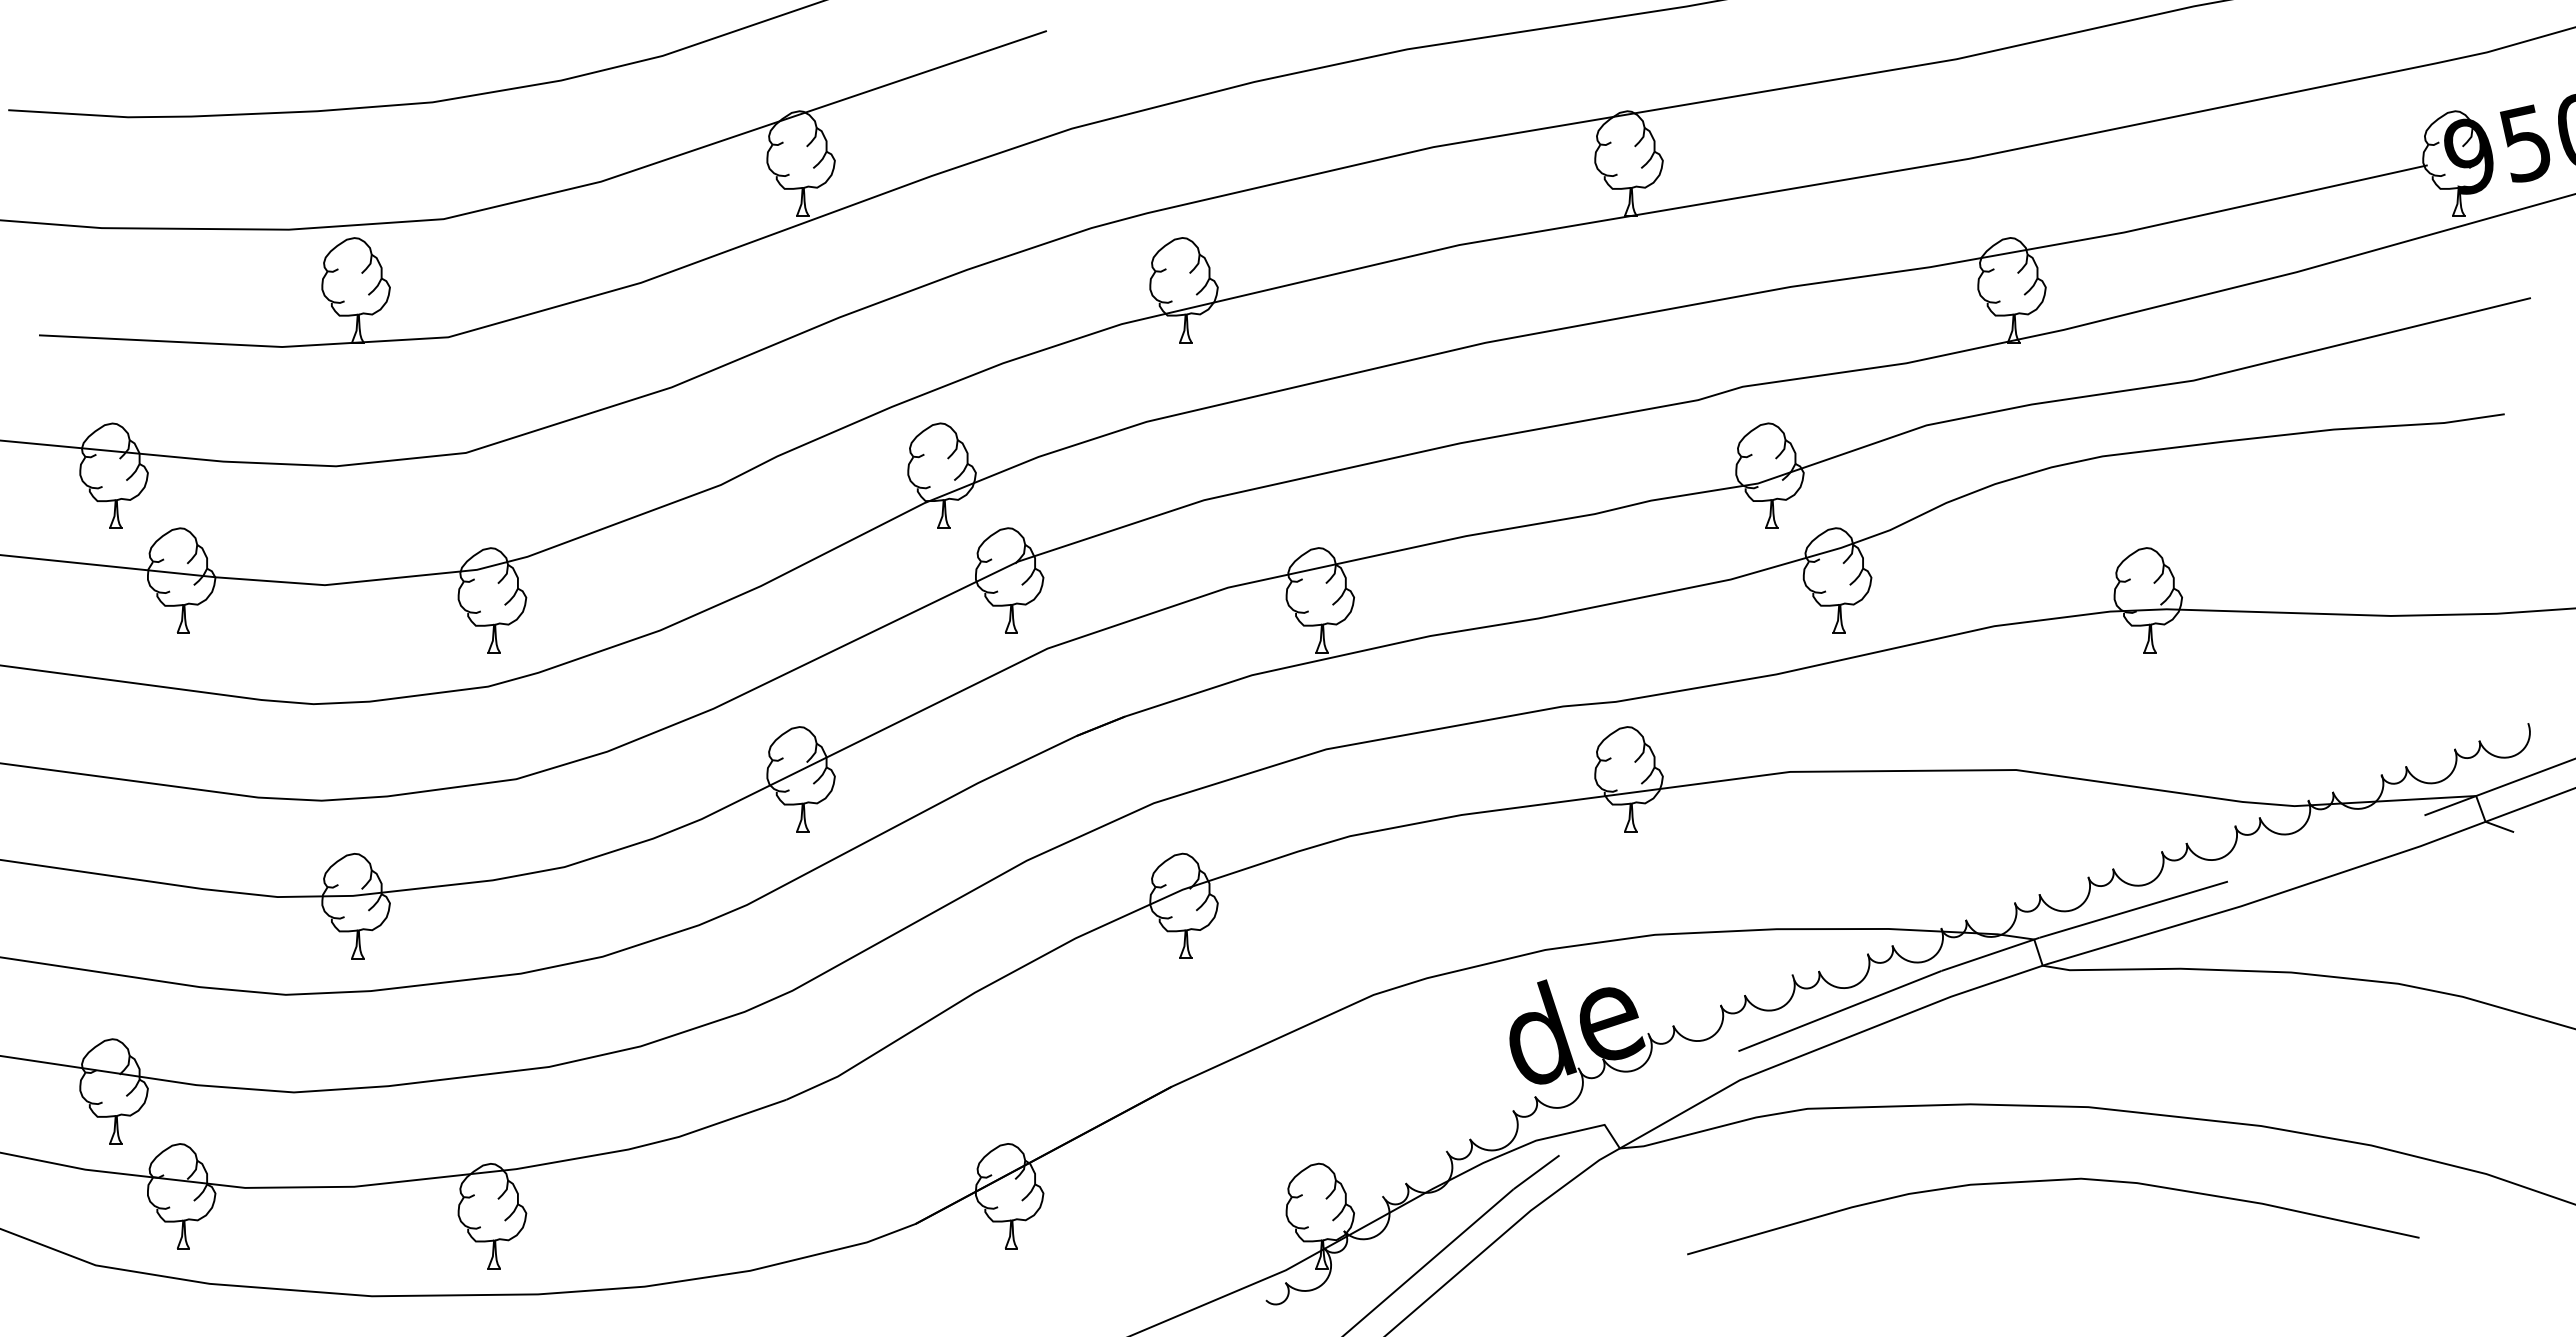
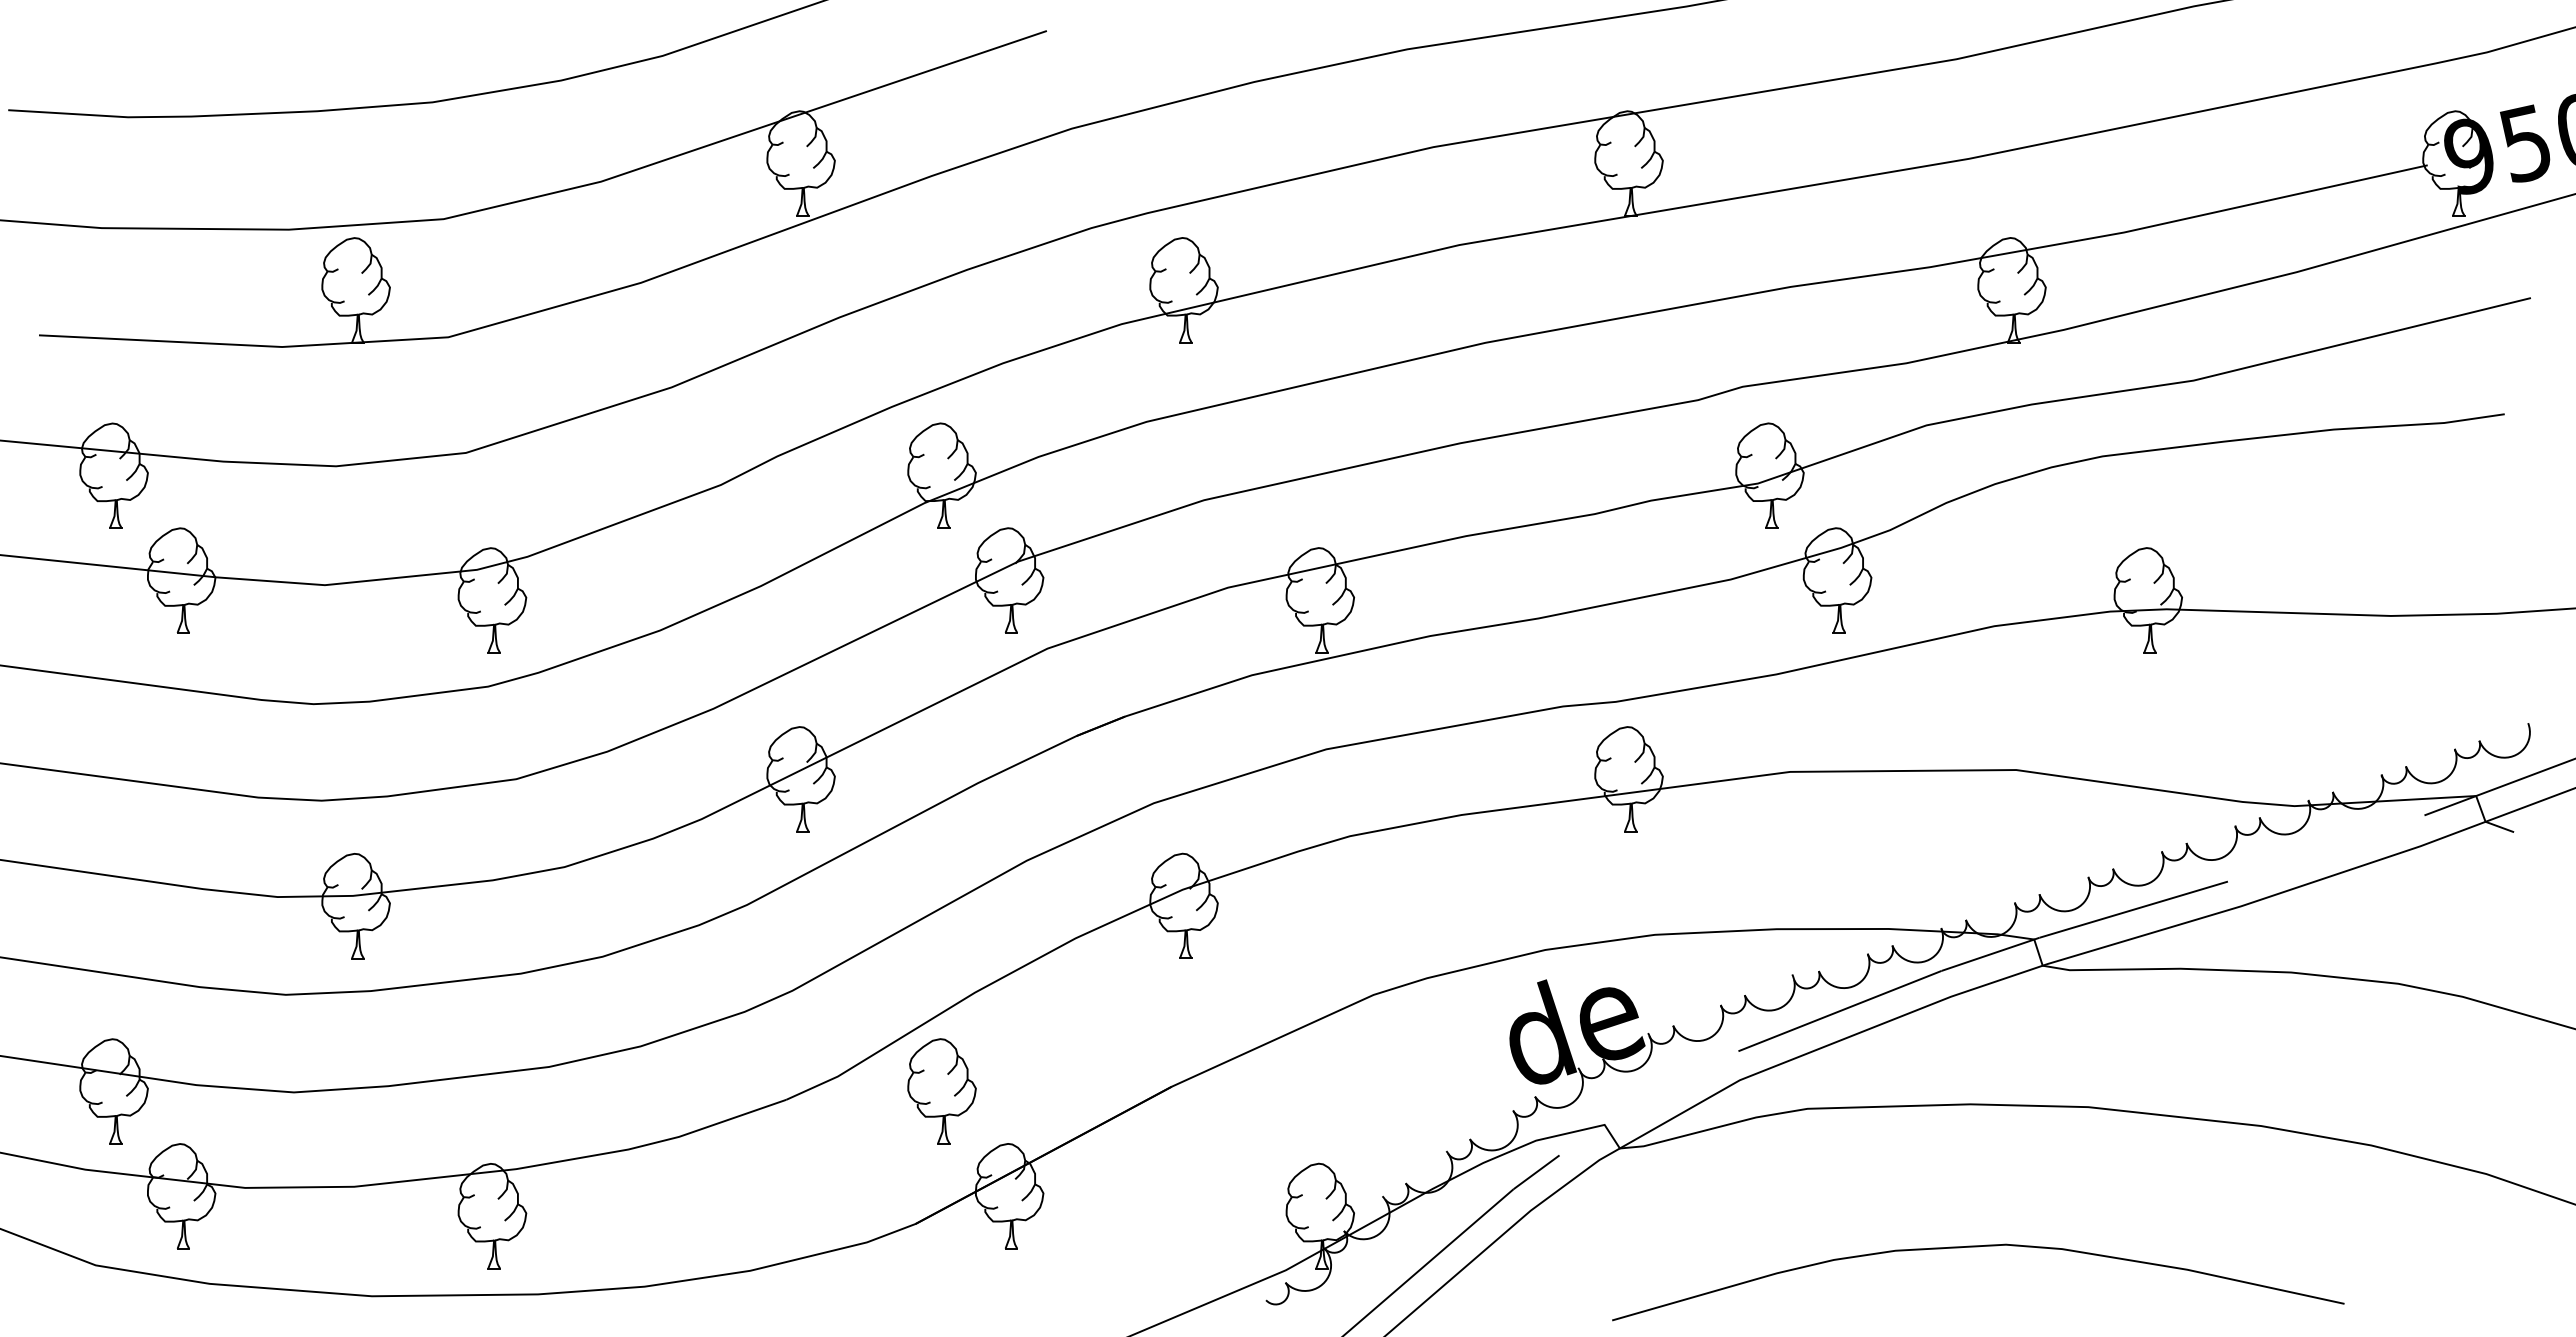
part: none -> present (941, 1091)
curve position: (2053, 1181) -> (1978, 1247) (1978, 1247)
